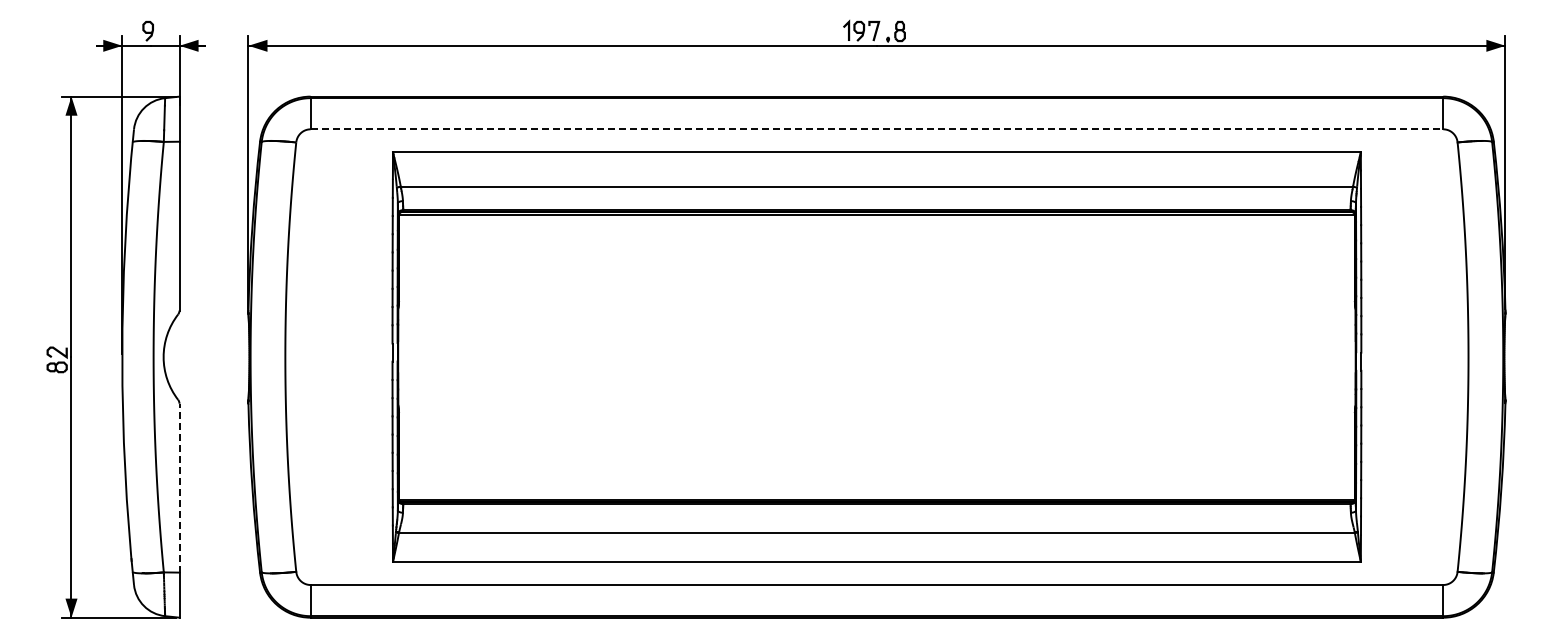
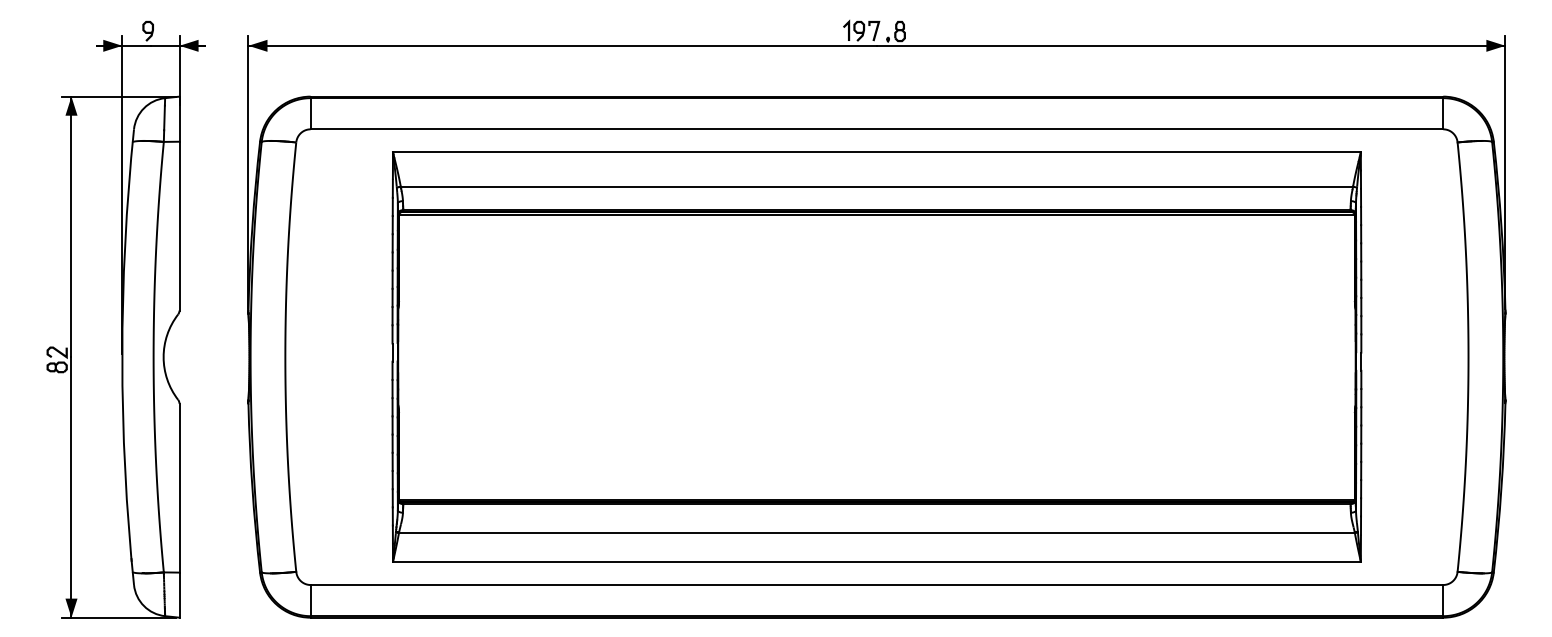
line: dashed -> solid (877, 129)
line: dashed -> solid (179, 487)
